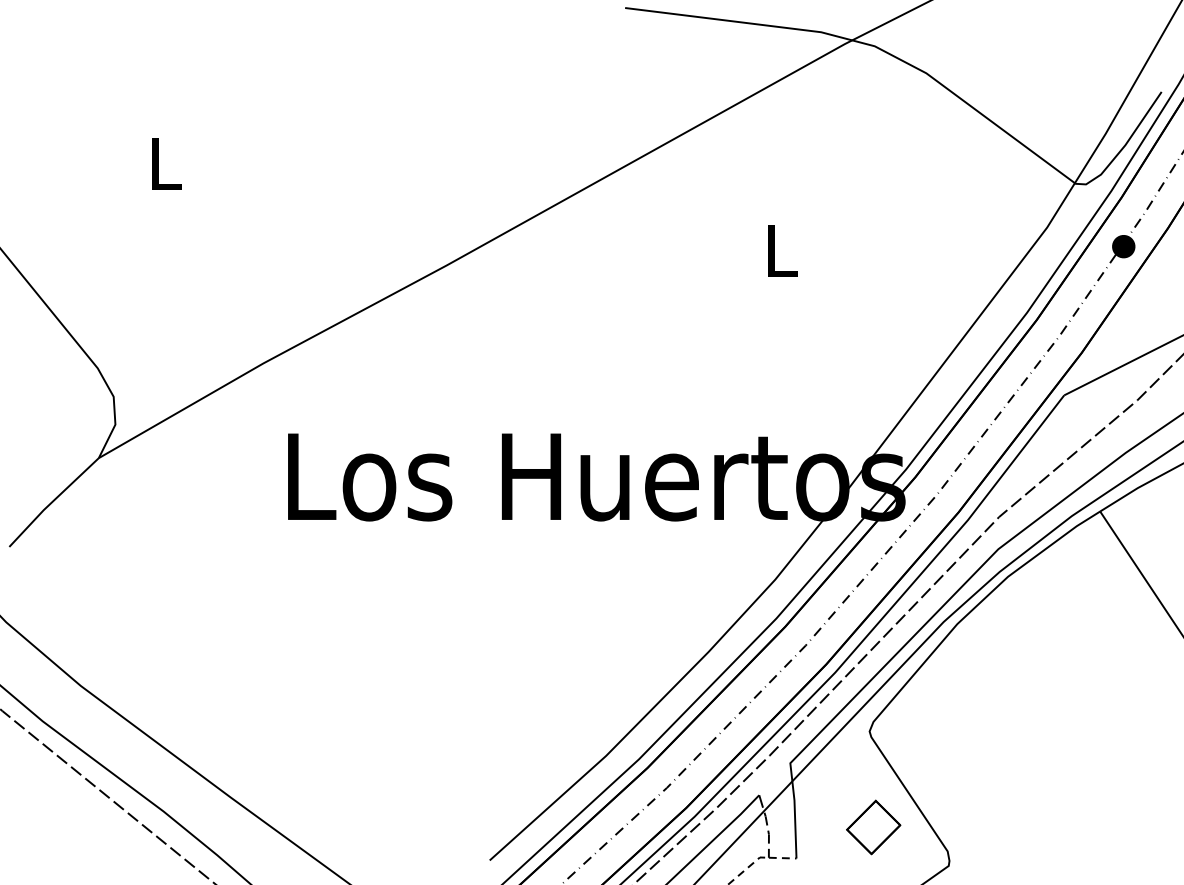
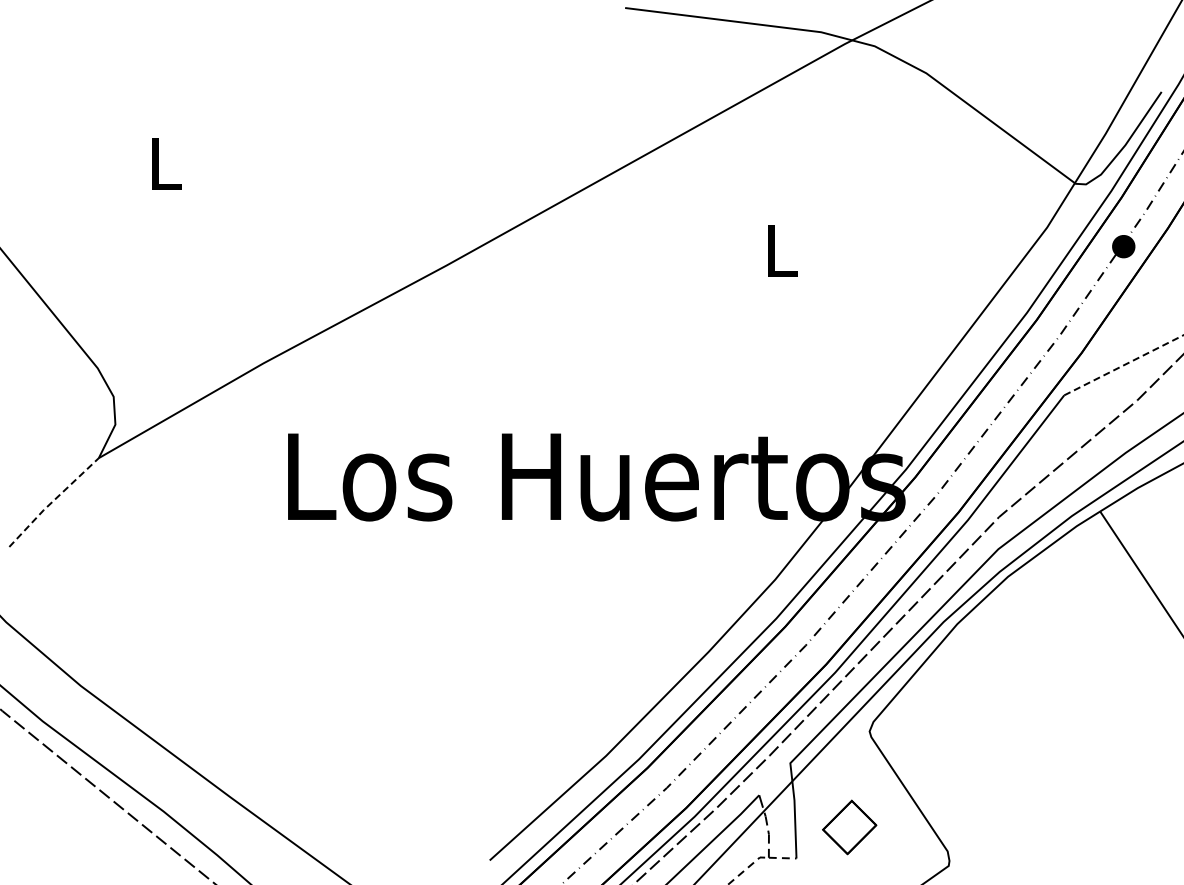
line: solid -> dashed (1123, 365)
line: solid -> dashed (52, 501)
part position: (873, 827) -> (849, 827) (849, 827)
